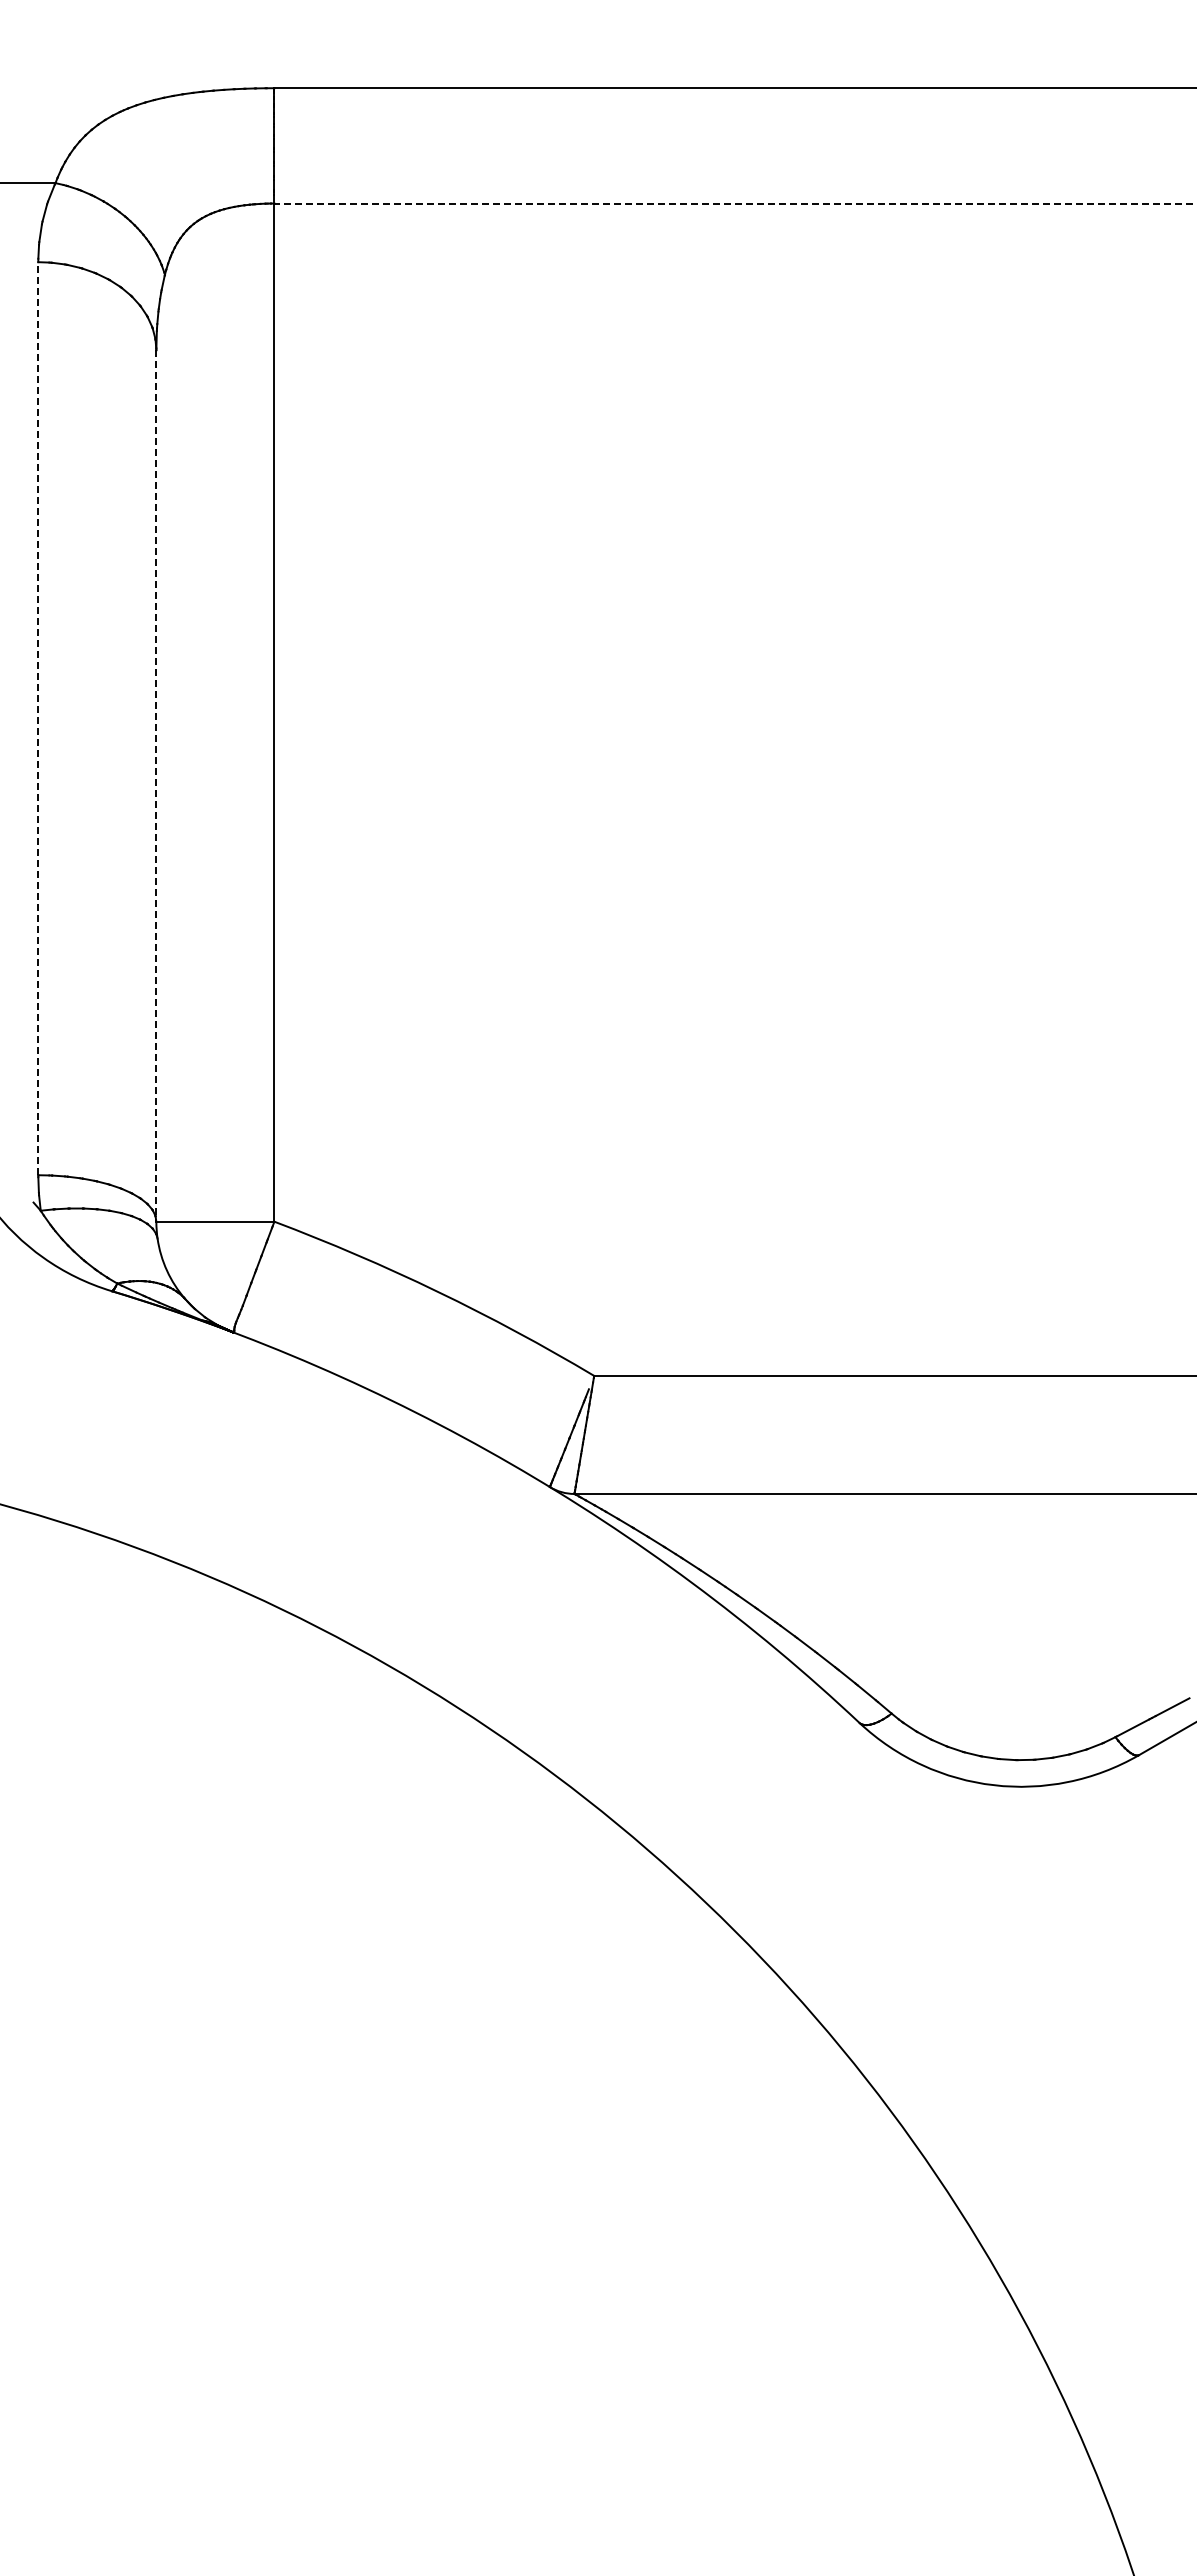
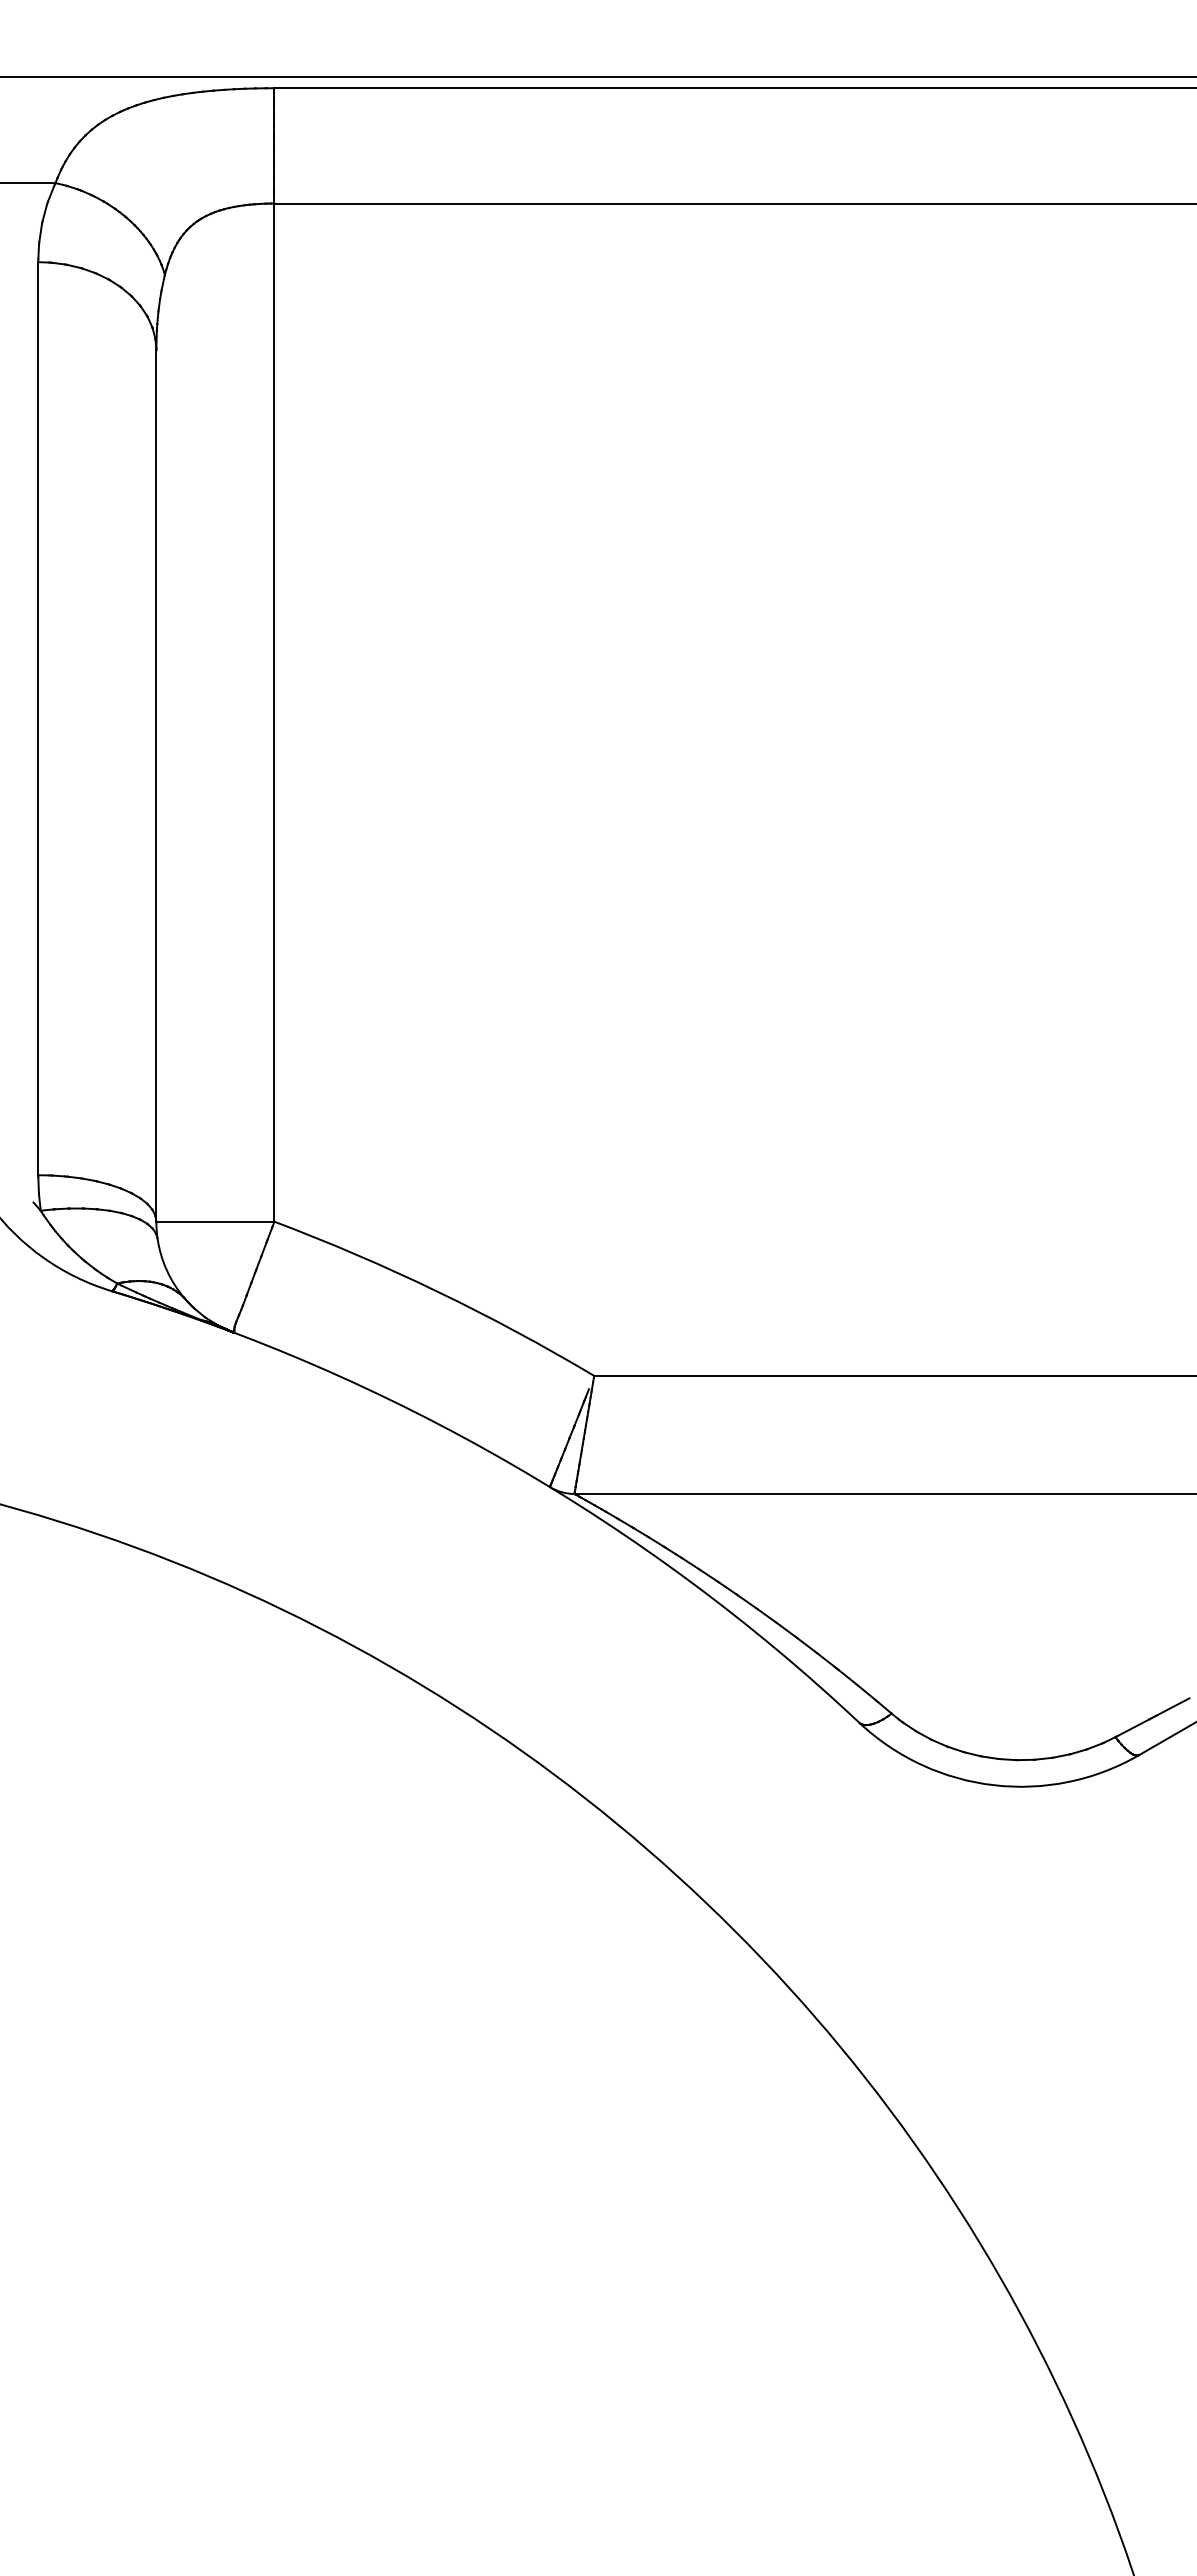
line: none -> present (597, 77)
line: dashed -> solid (735, 203)
line: dashed -> solid (38, 718)
line: dashed -> solid (156, 785)
